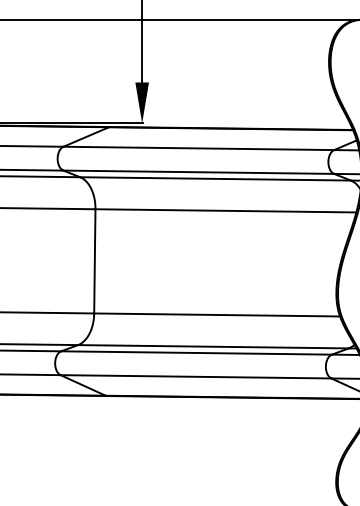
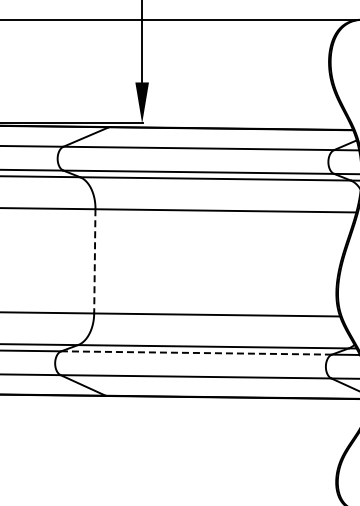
line: solid -> dashed (94, 261)
line: solid -> dashed (196, 352)
